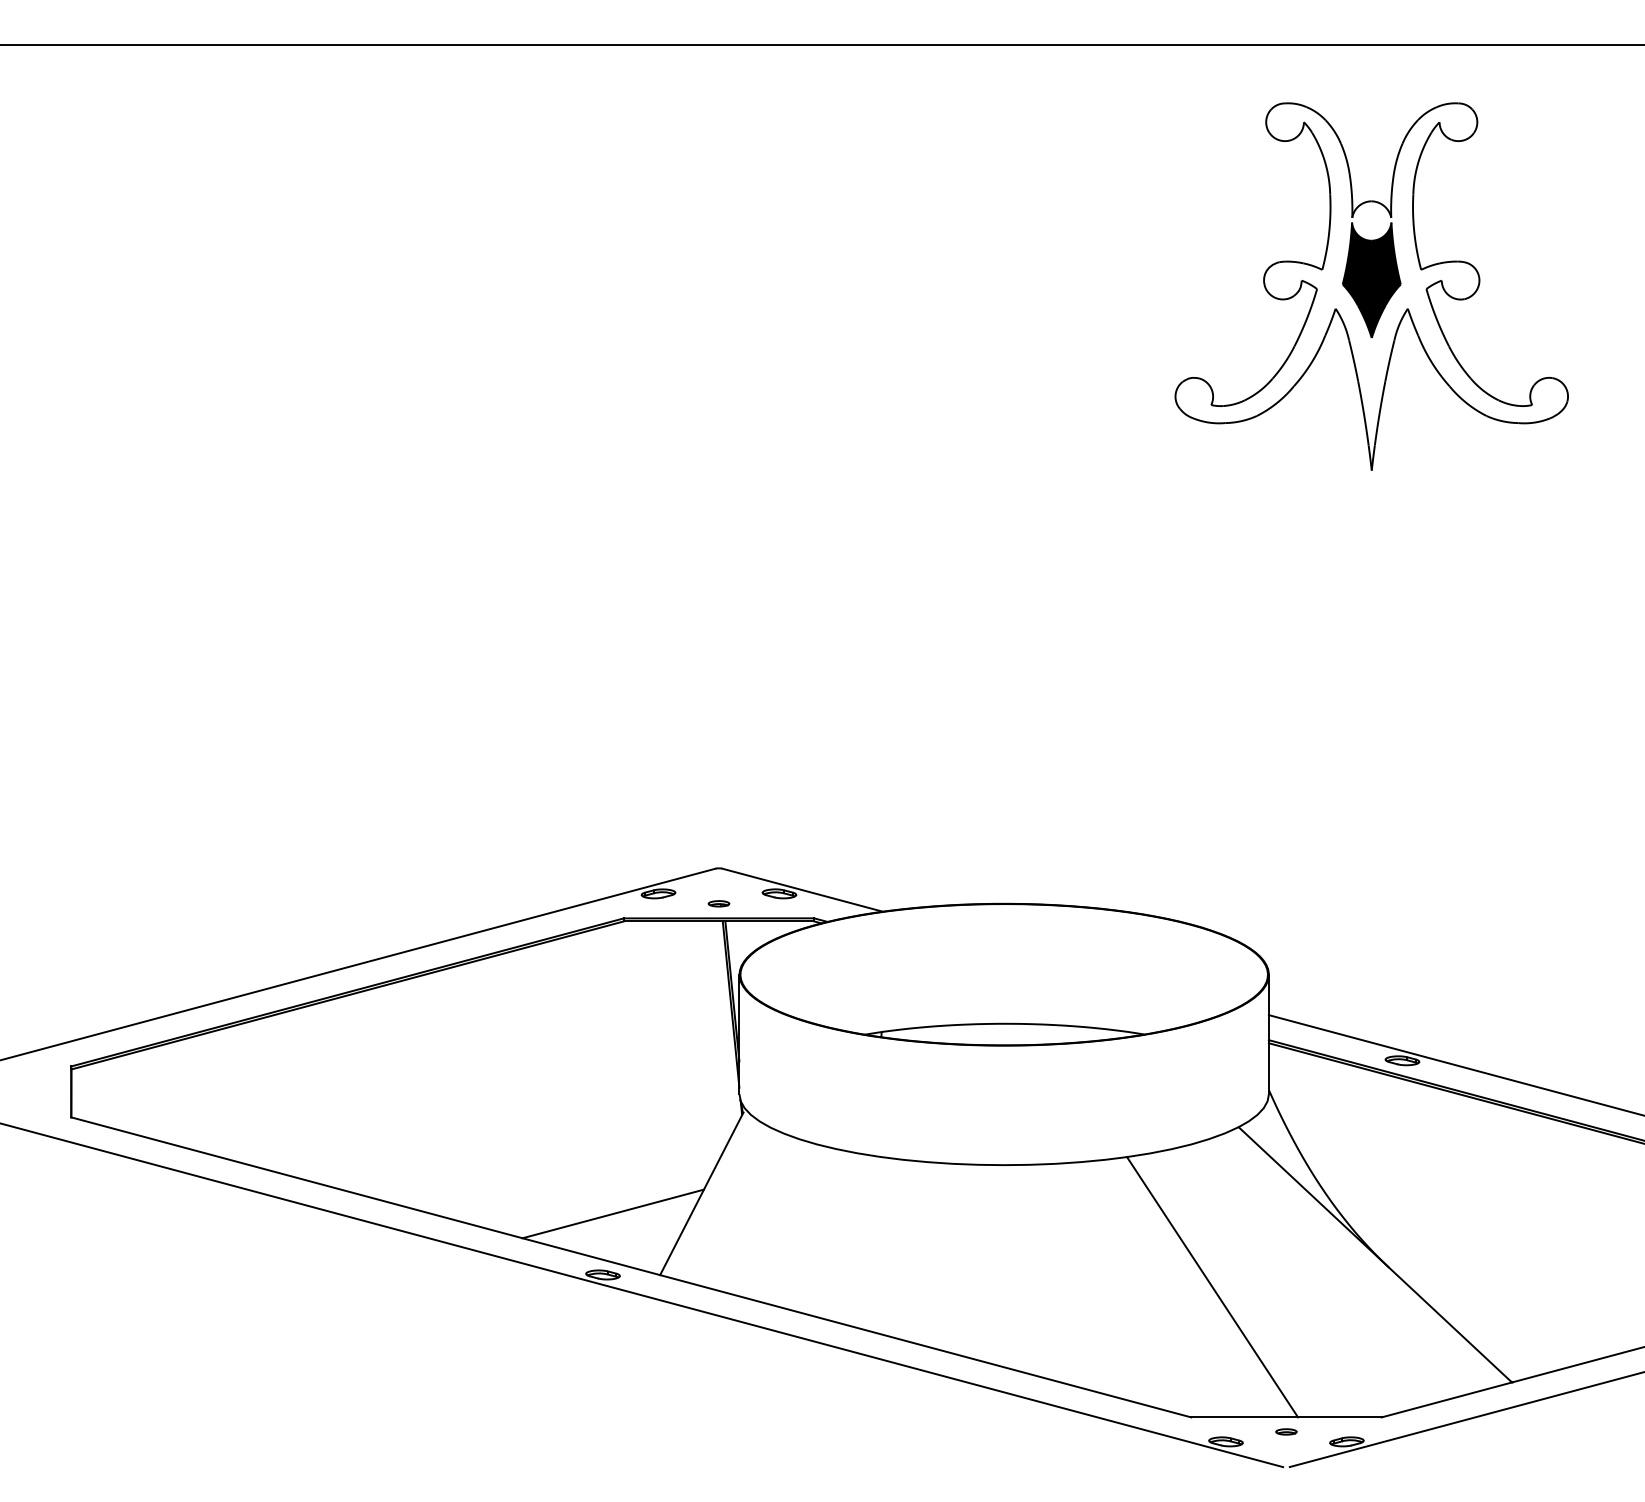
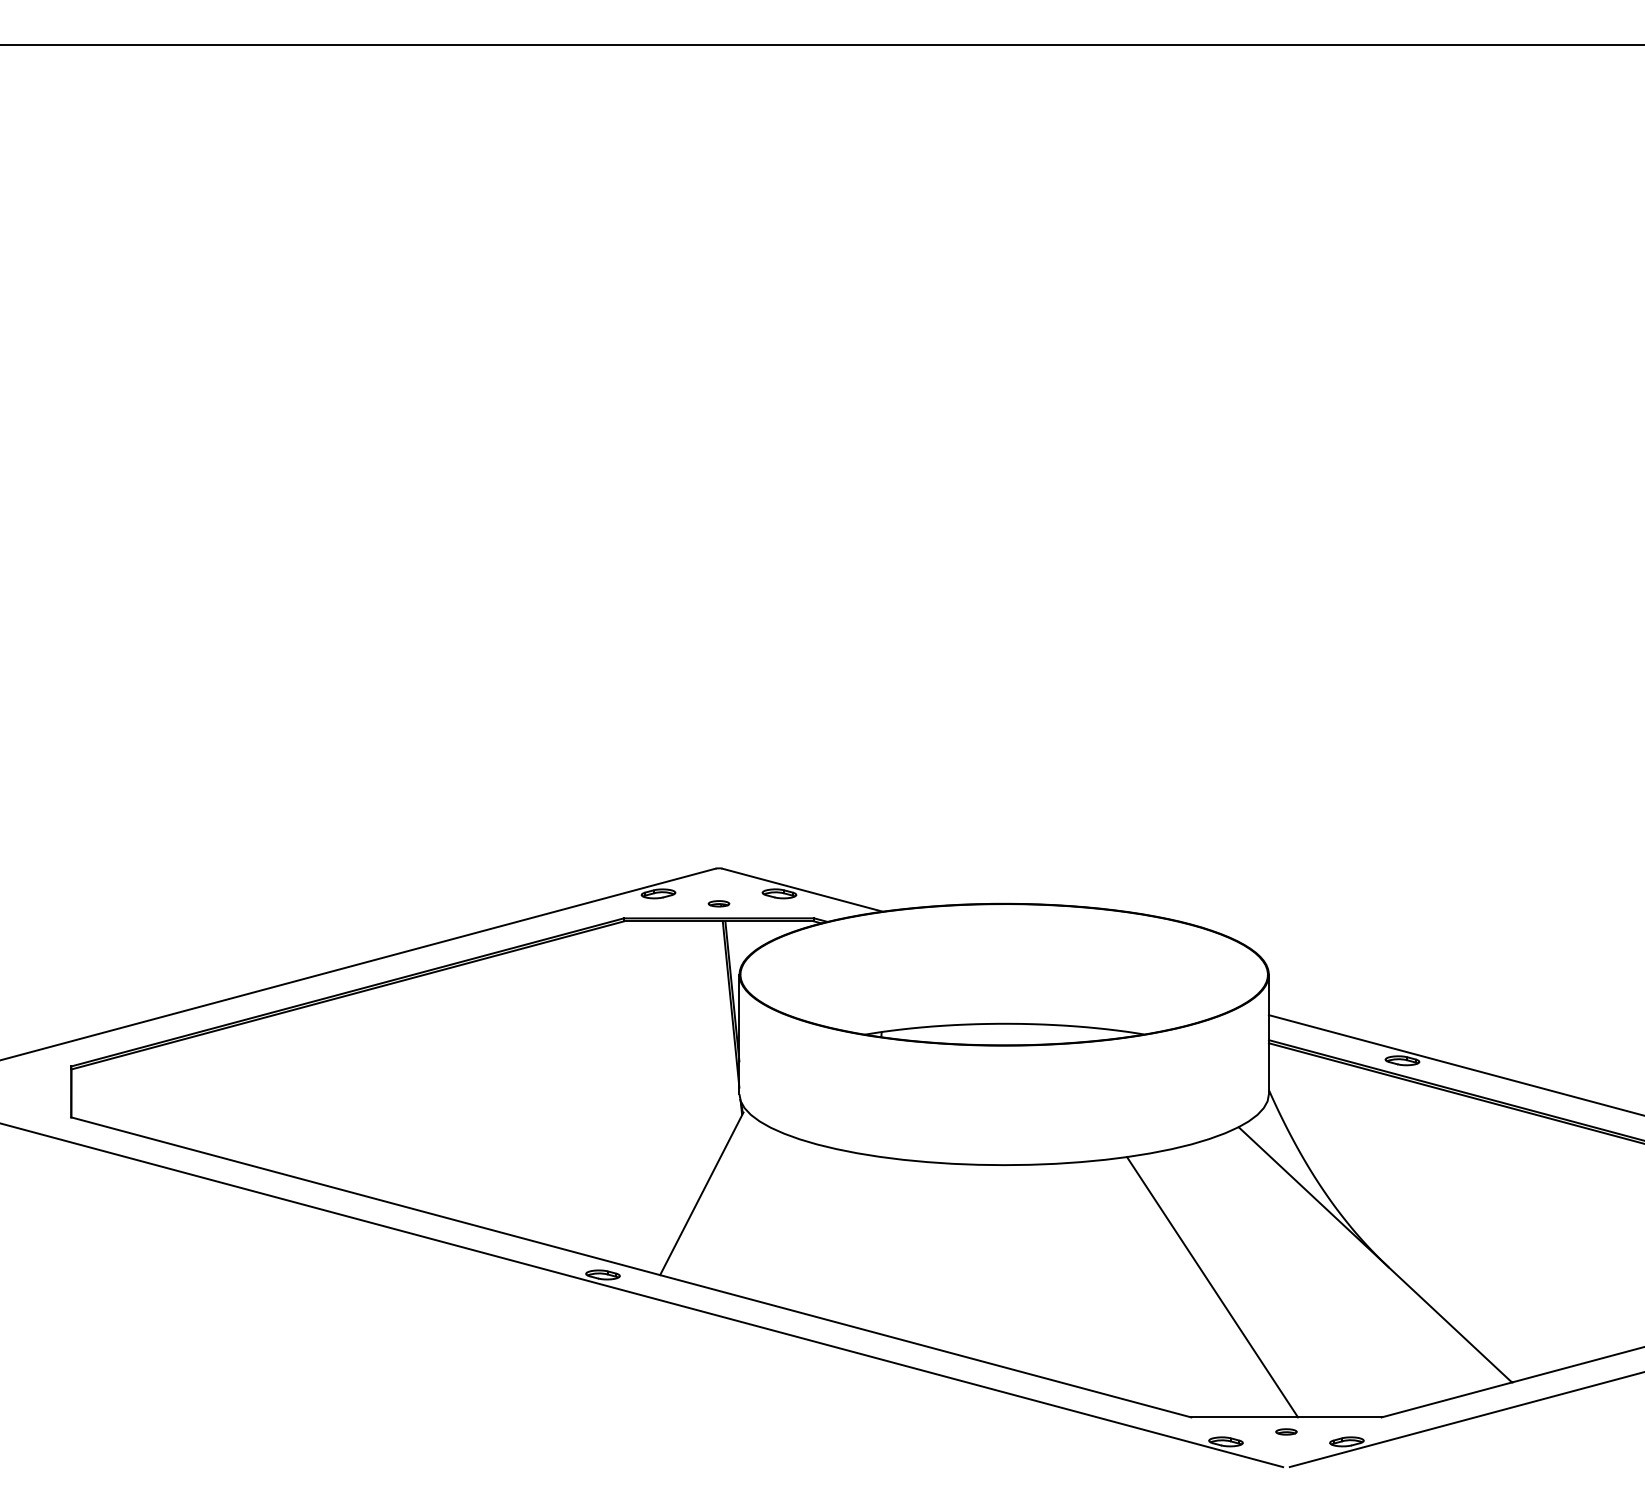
part: present -> none (1371, 286)
line: present -> none (612, 1213)
